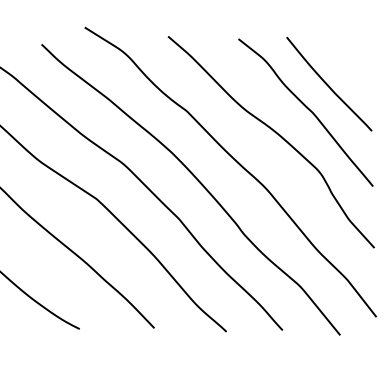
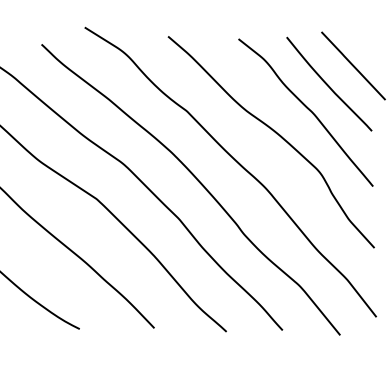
line: none -> present (353, 65)
